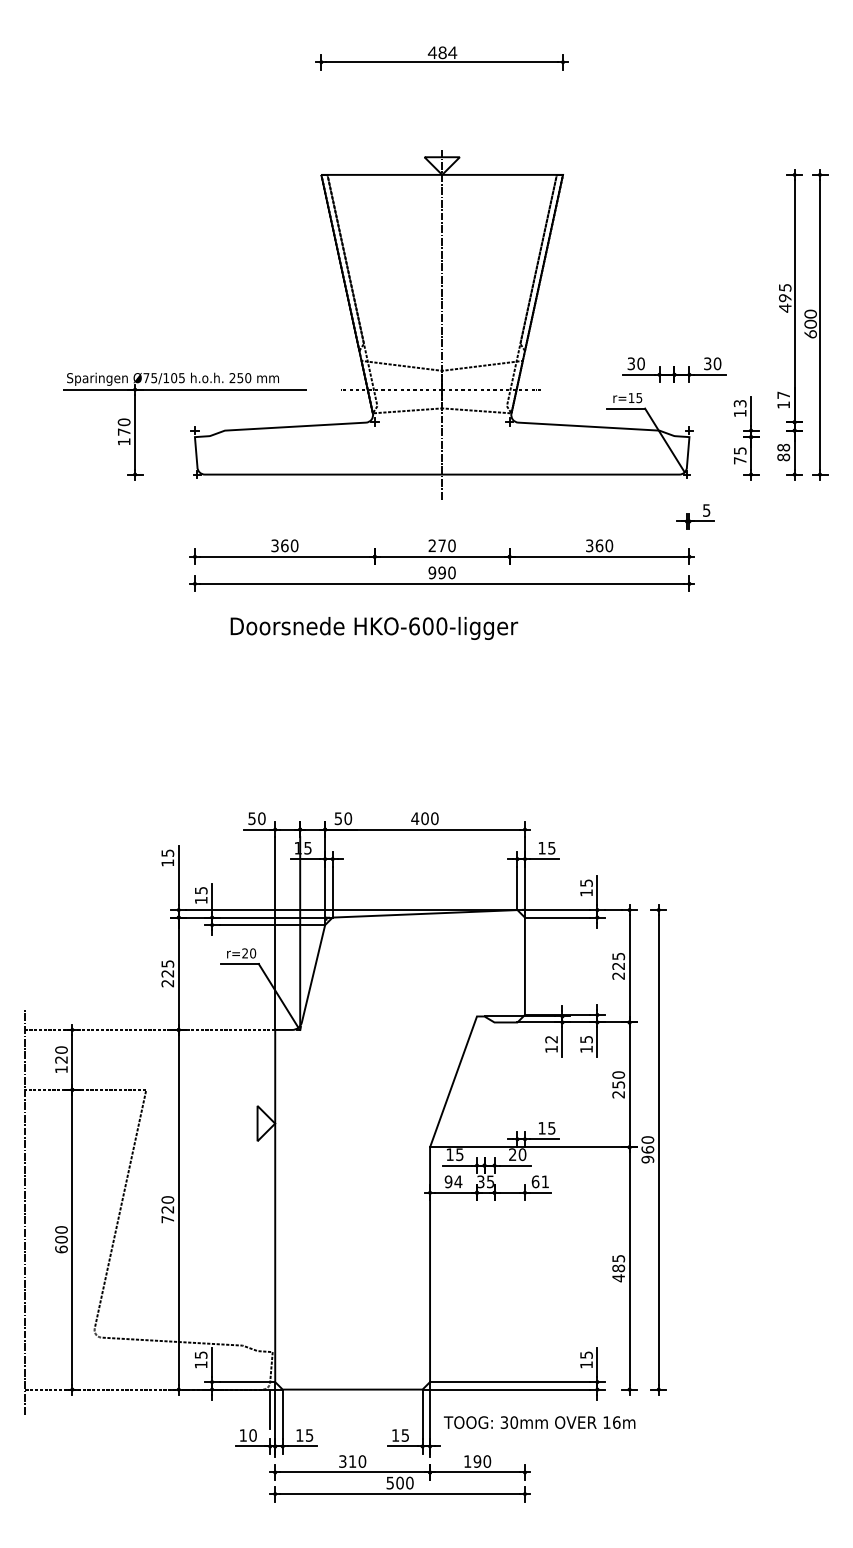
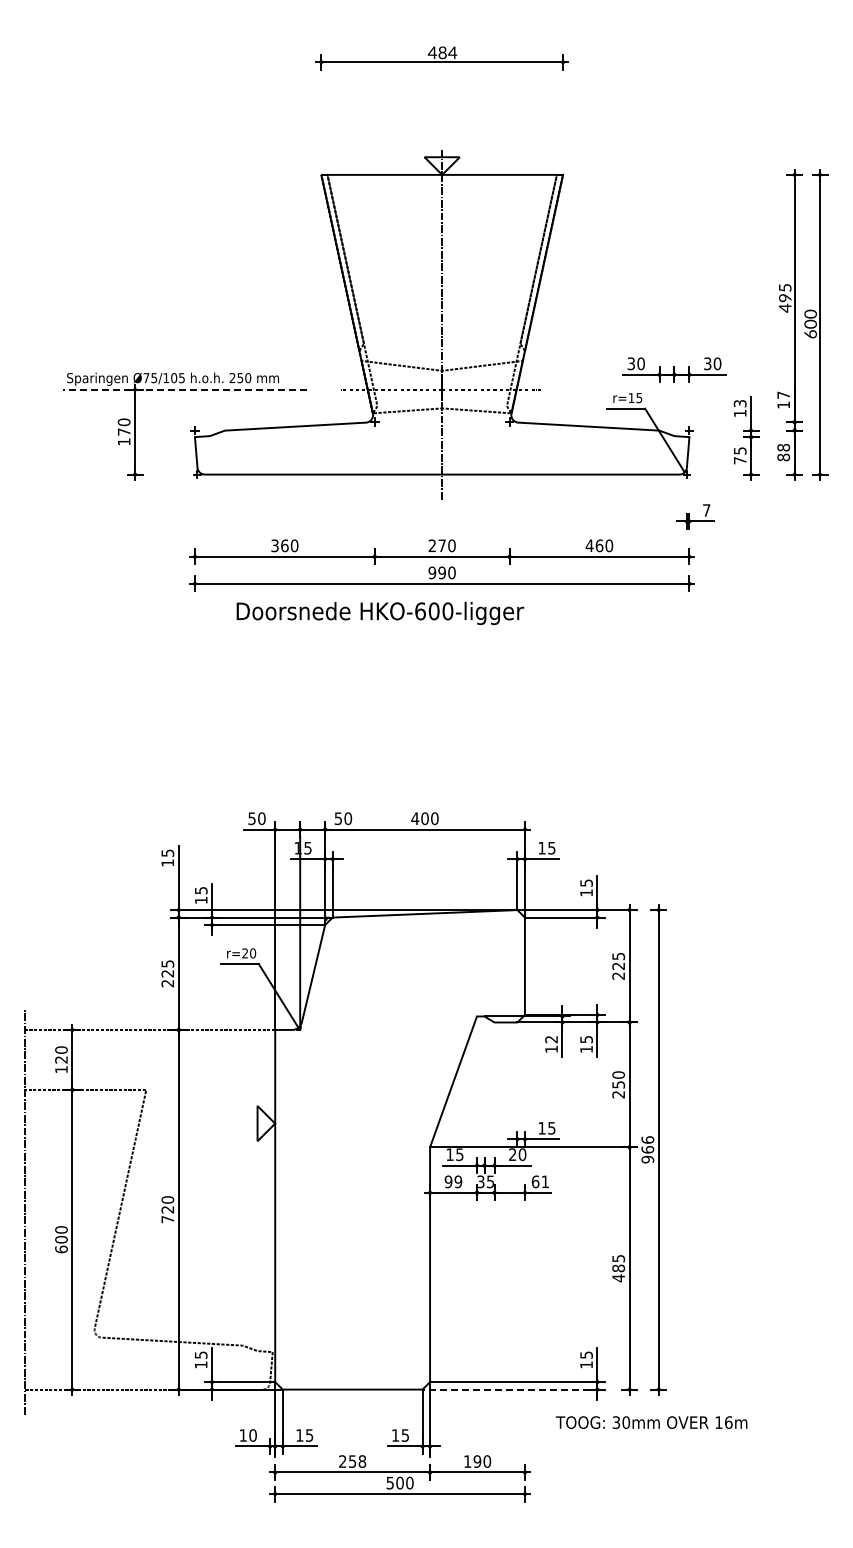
line: solid -> dashed (185, 389)
text: 5 -> 7 (706, 510)
text: 360 -> 460 (589, 545)
text position: (374, 628) -> (380, 613) (380, 613)
text: 960 -> 966 (647, 1139)
text: 94 -> 99 (458, 1181)
line: solid -> dashed (506, 1389)
line: present -> none (270, 1408)
text position: (539, 1422) -> (651, 1422) (651, 1422)
text: 310 -> 258 (352, 1461)
